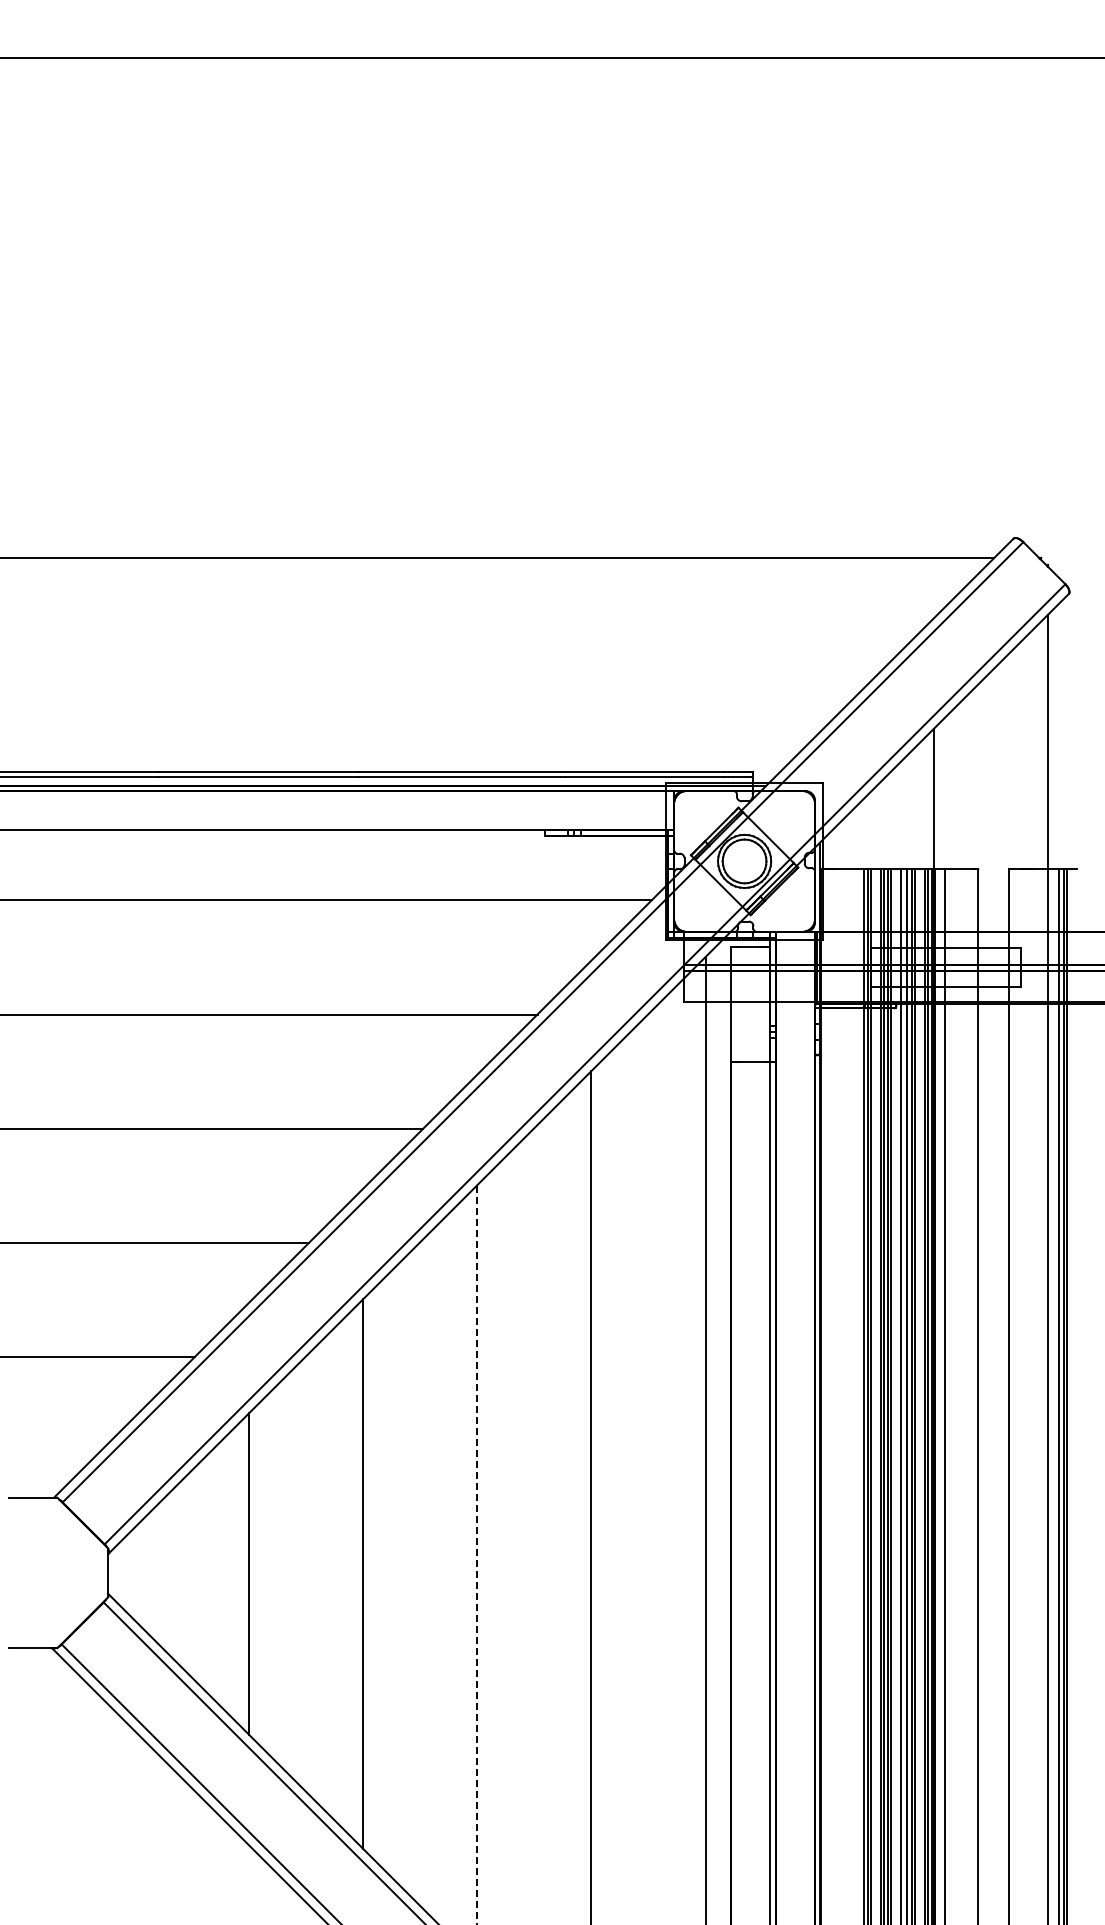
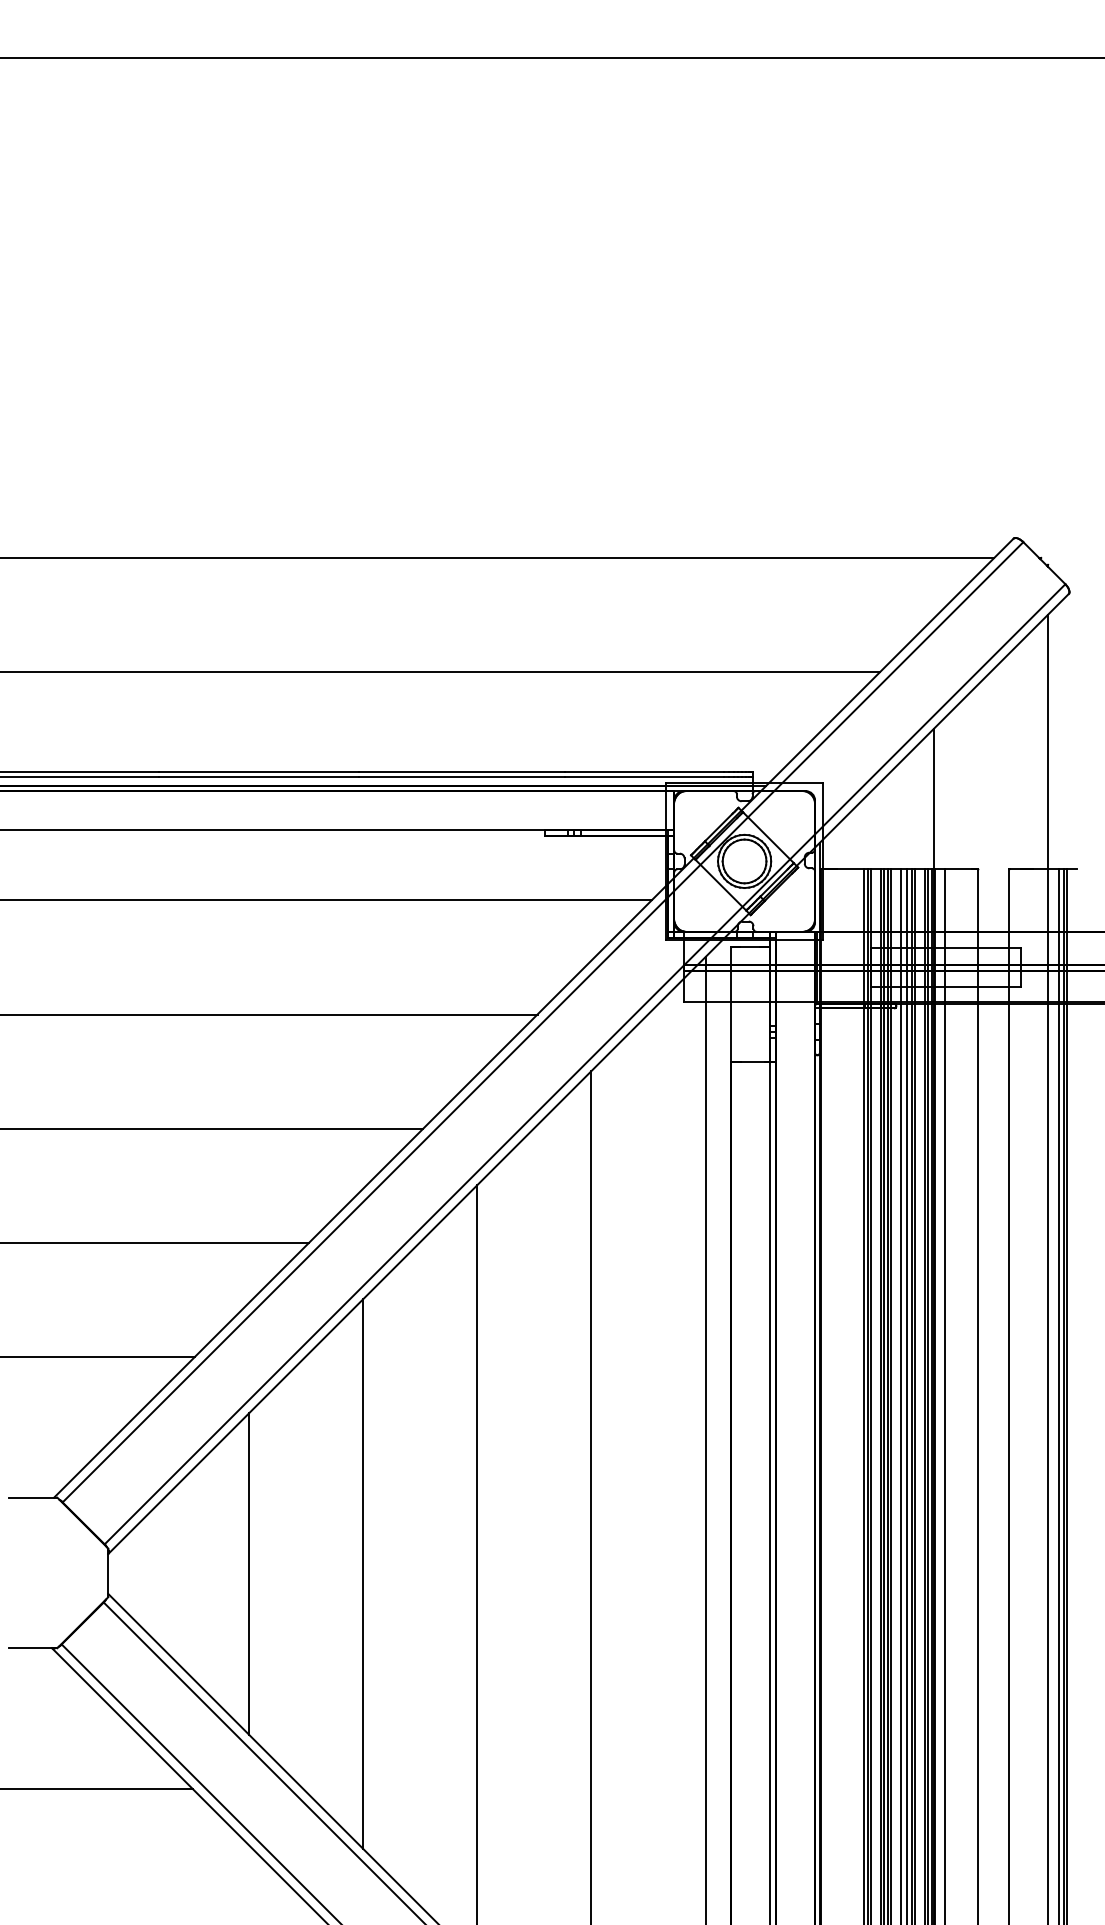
line: none -> present (441, 672)
line: dashed -> solid (477, 1554)
line: none -> present (97, 1788)
